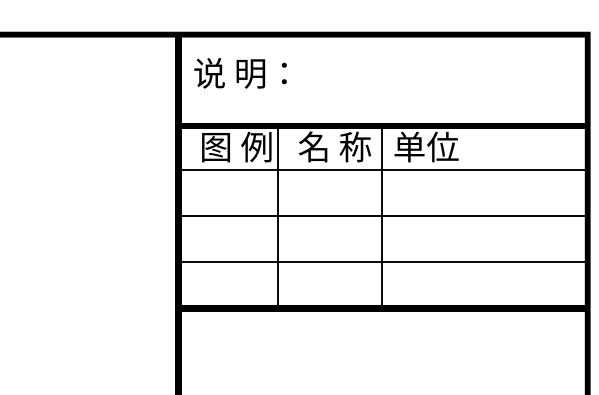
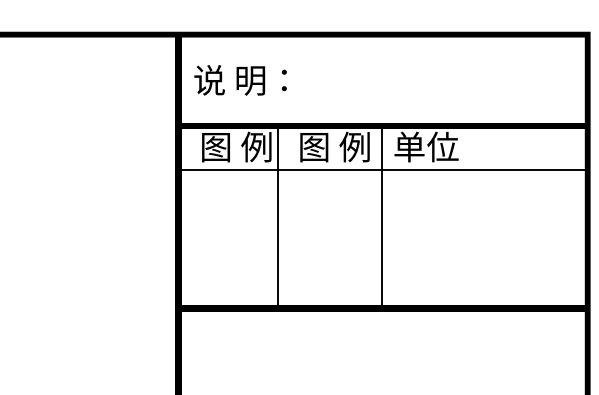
text position: (240, 73) -> (240, 80) (240, 80)
text: 名 称 -> 图 例 (334, 146)
line: present -> none (382, 216)
line: present -> none (382, 262)
